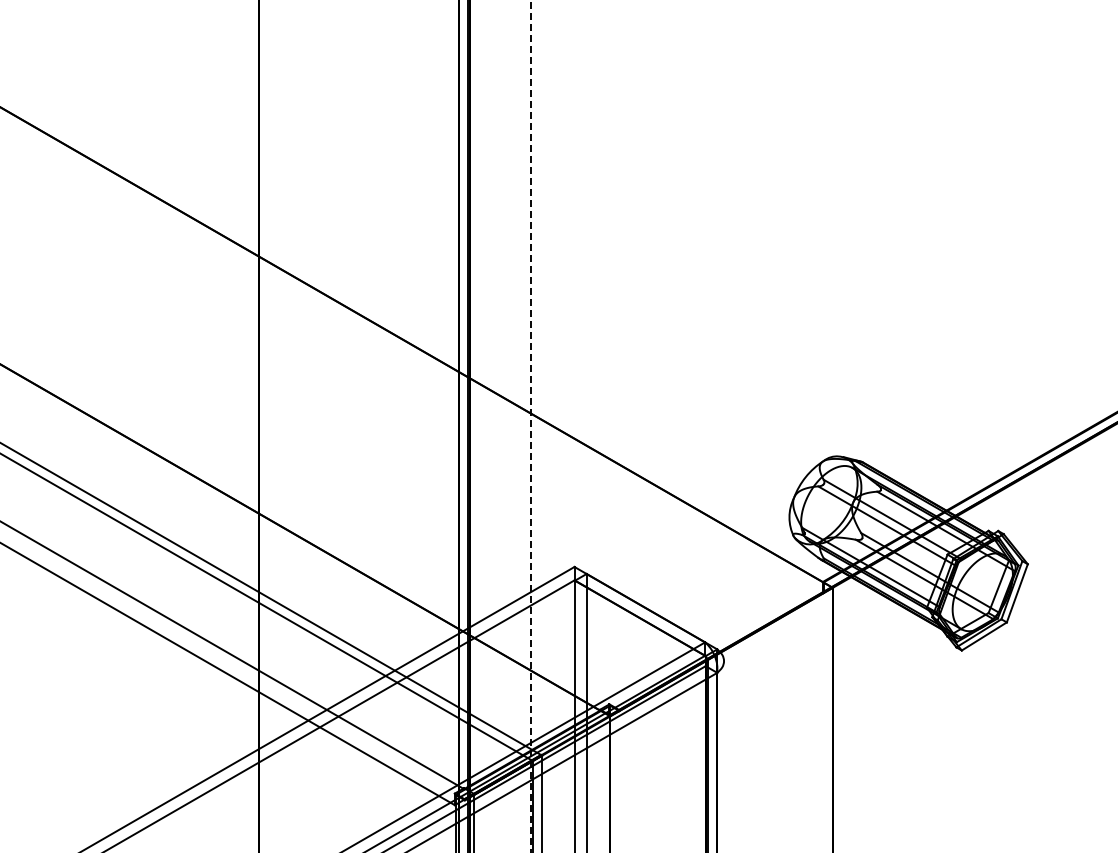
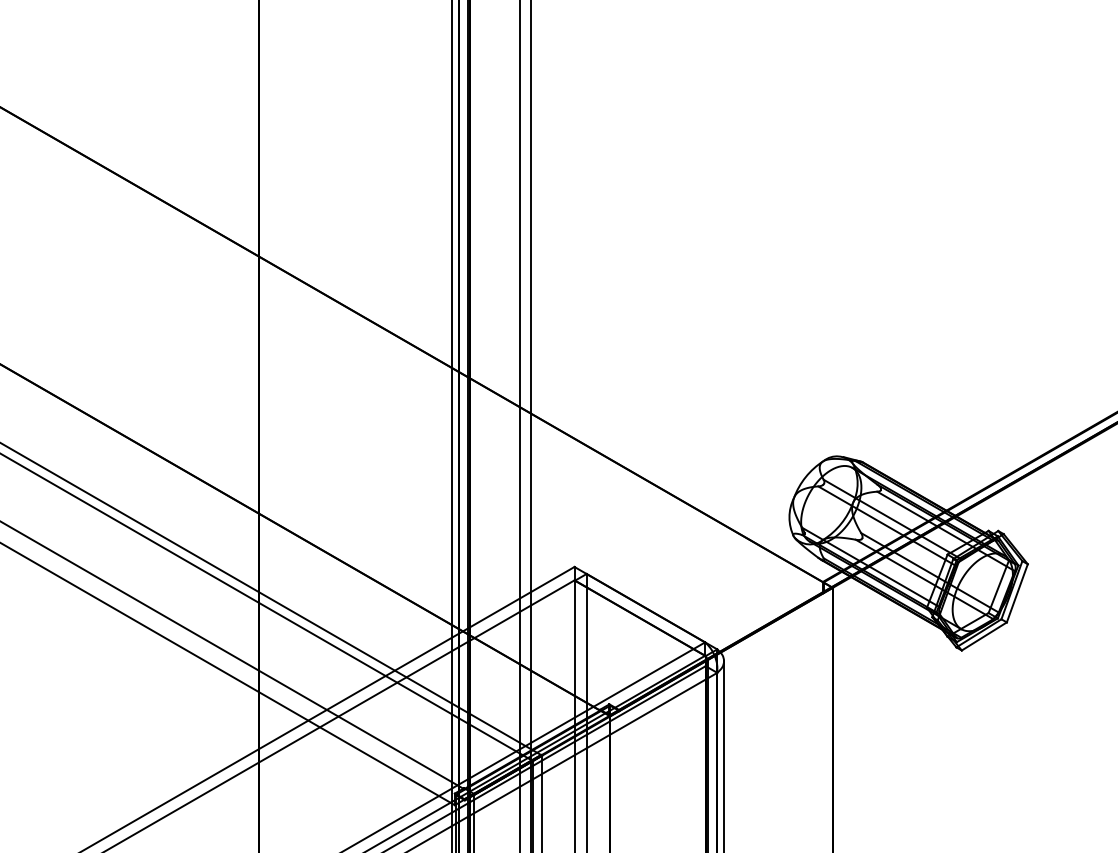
line: none -> present (452, 425)
line: none -> present (519, 425)
line: dashed -> solid (531, 426)
line: none -> present (724, 755)
